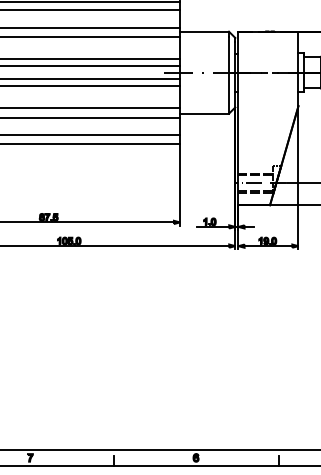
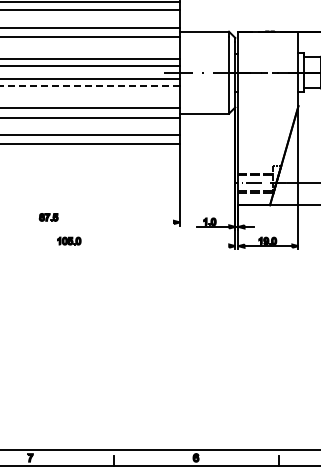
line: solid -> dashed (90, 85)
line: present -> none (87, 222)
line: present -> none (115, 246)
